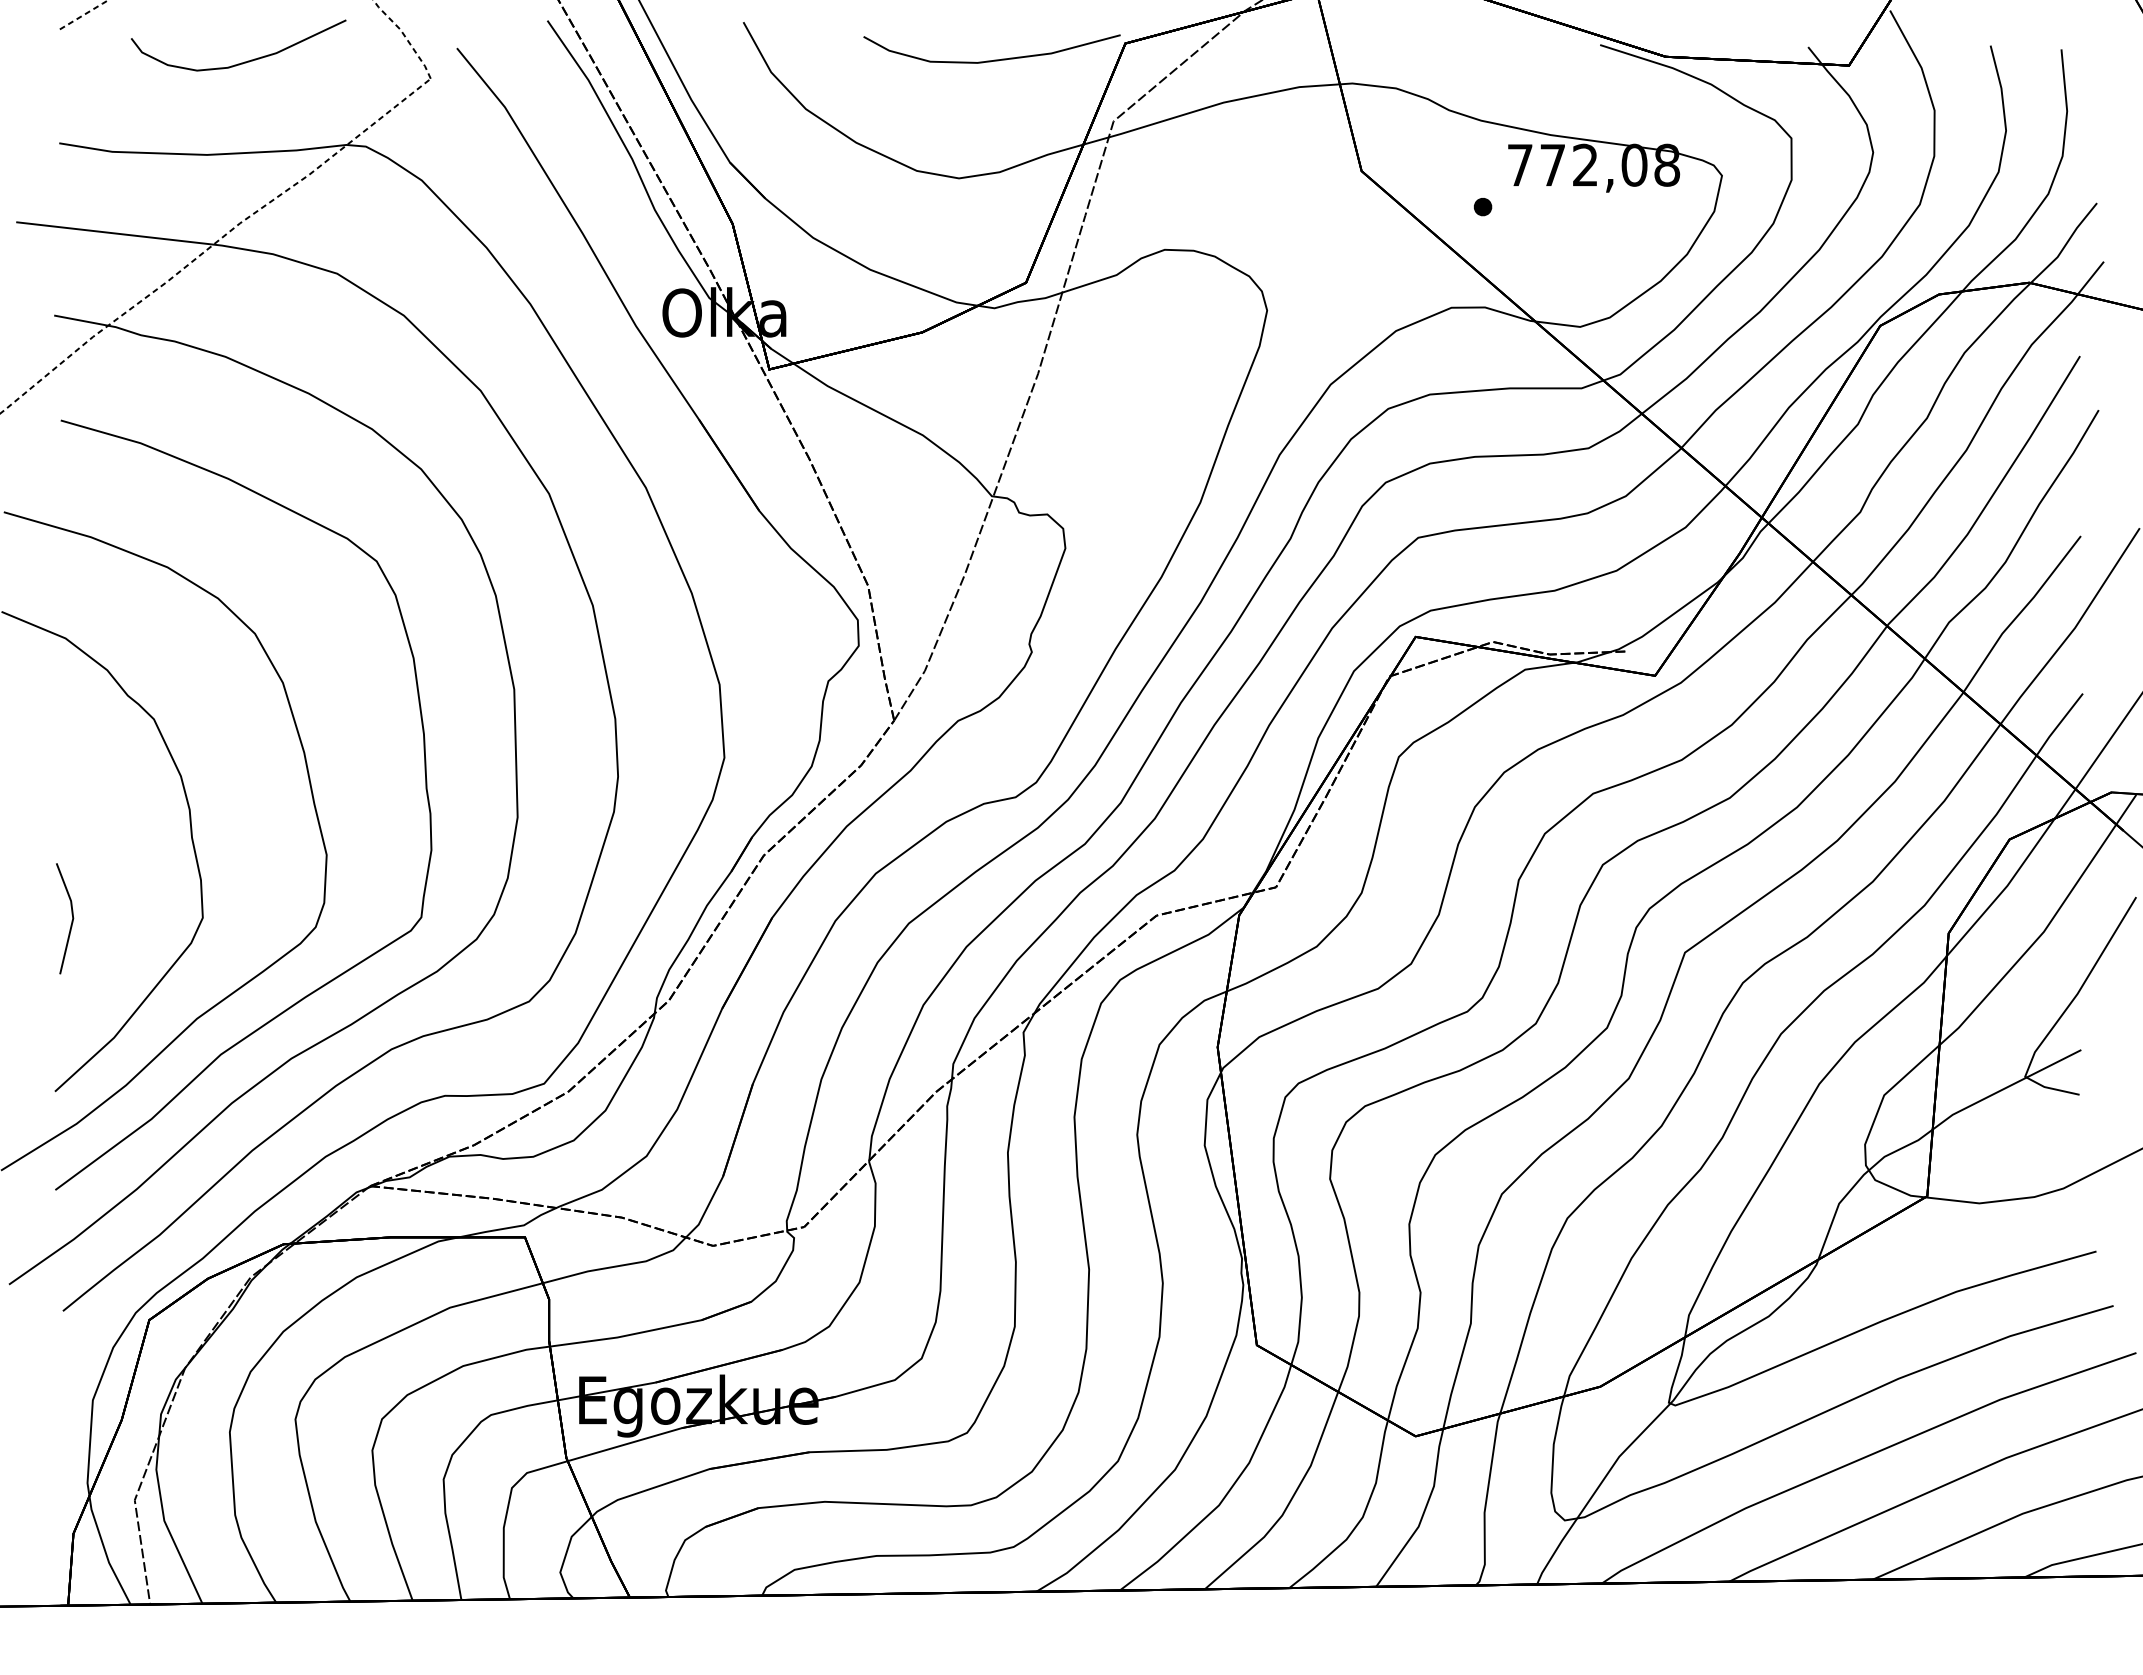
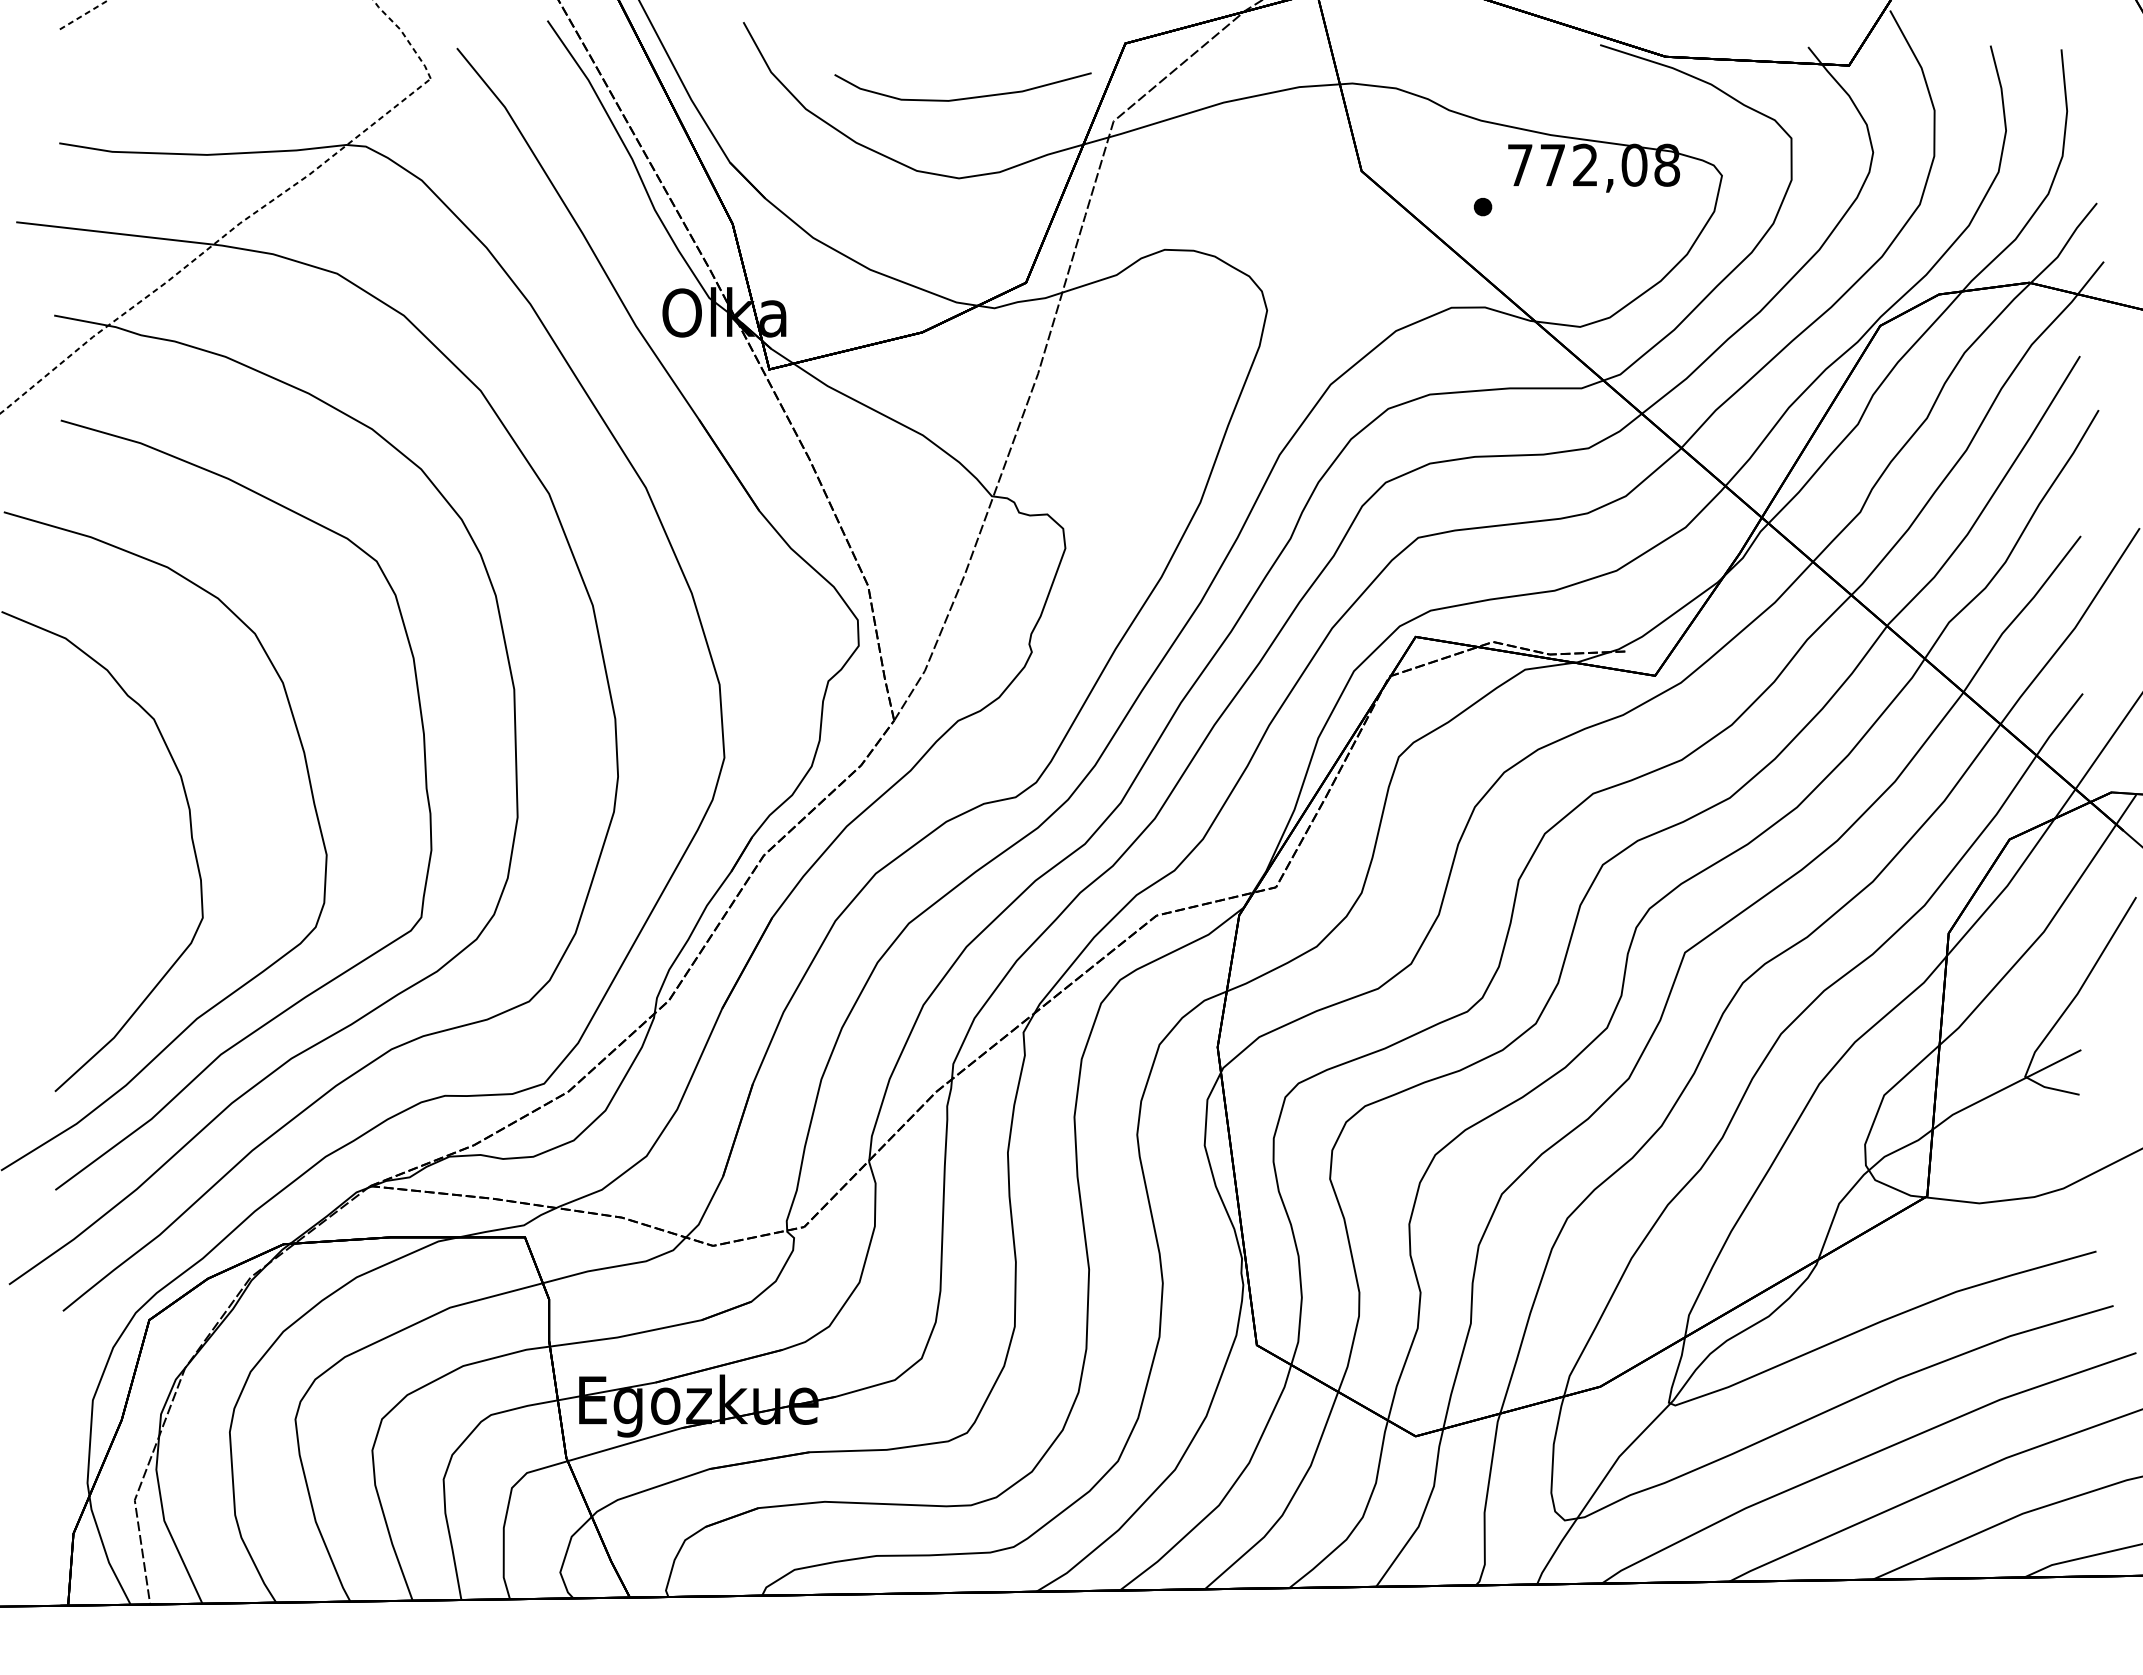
curve position: (994, 59) -> (965, 97) (965, 97)
curve: present -> none (244, 61)
line: present -> none (71, 920)
